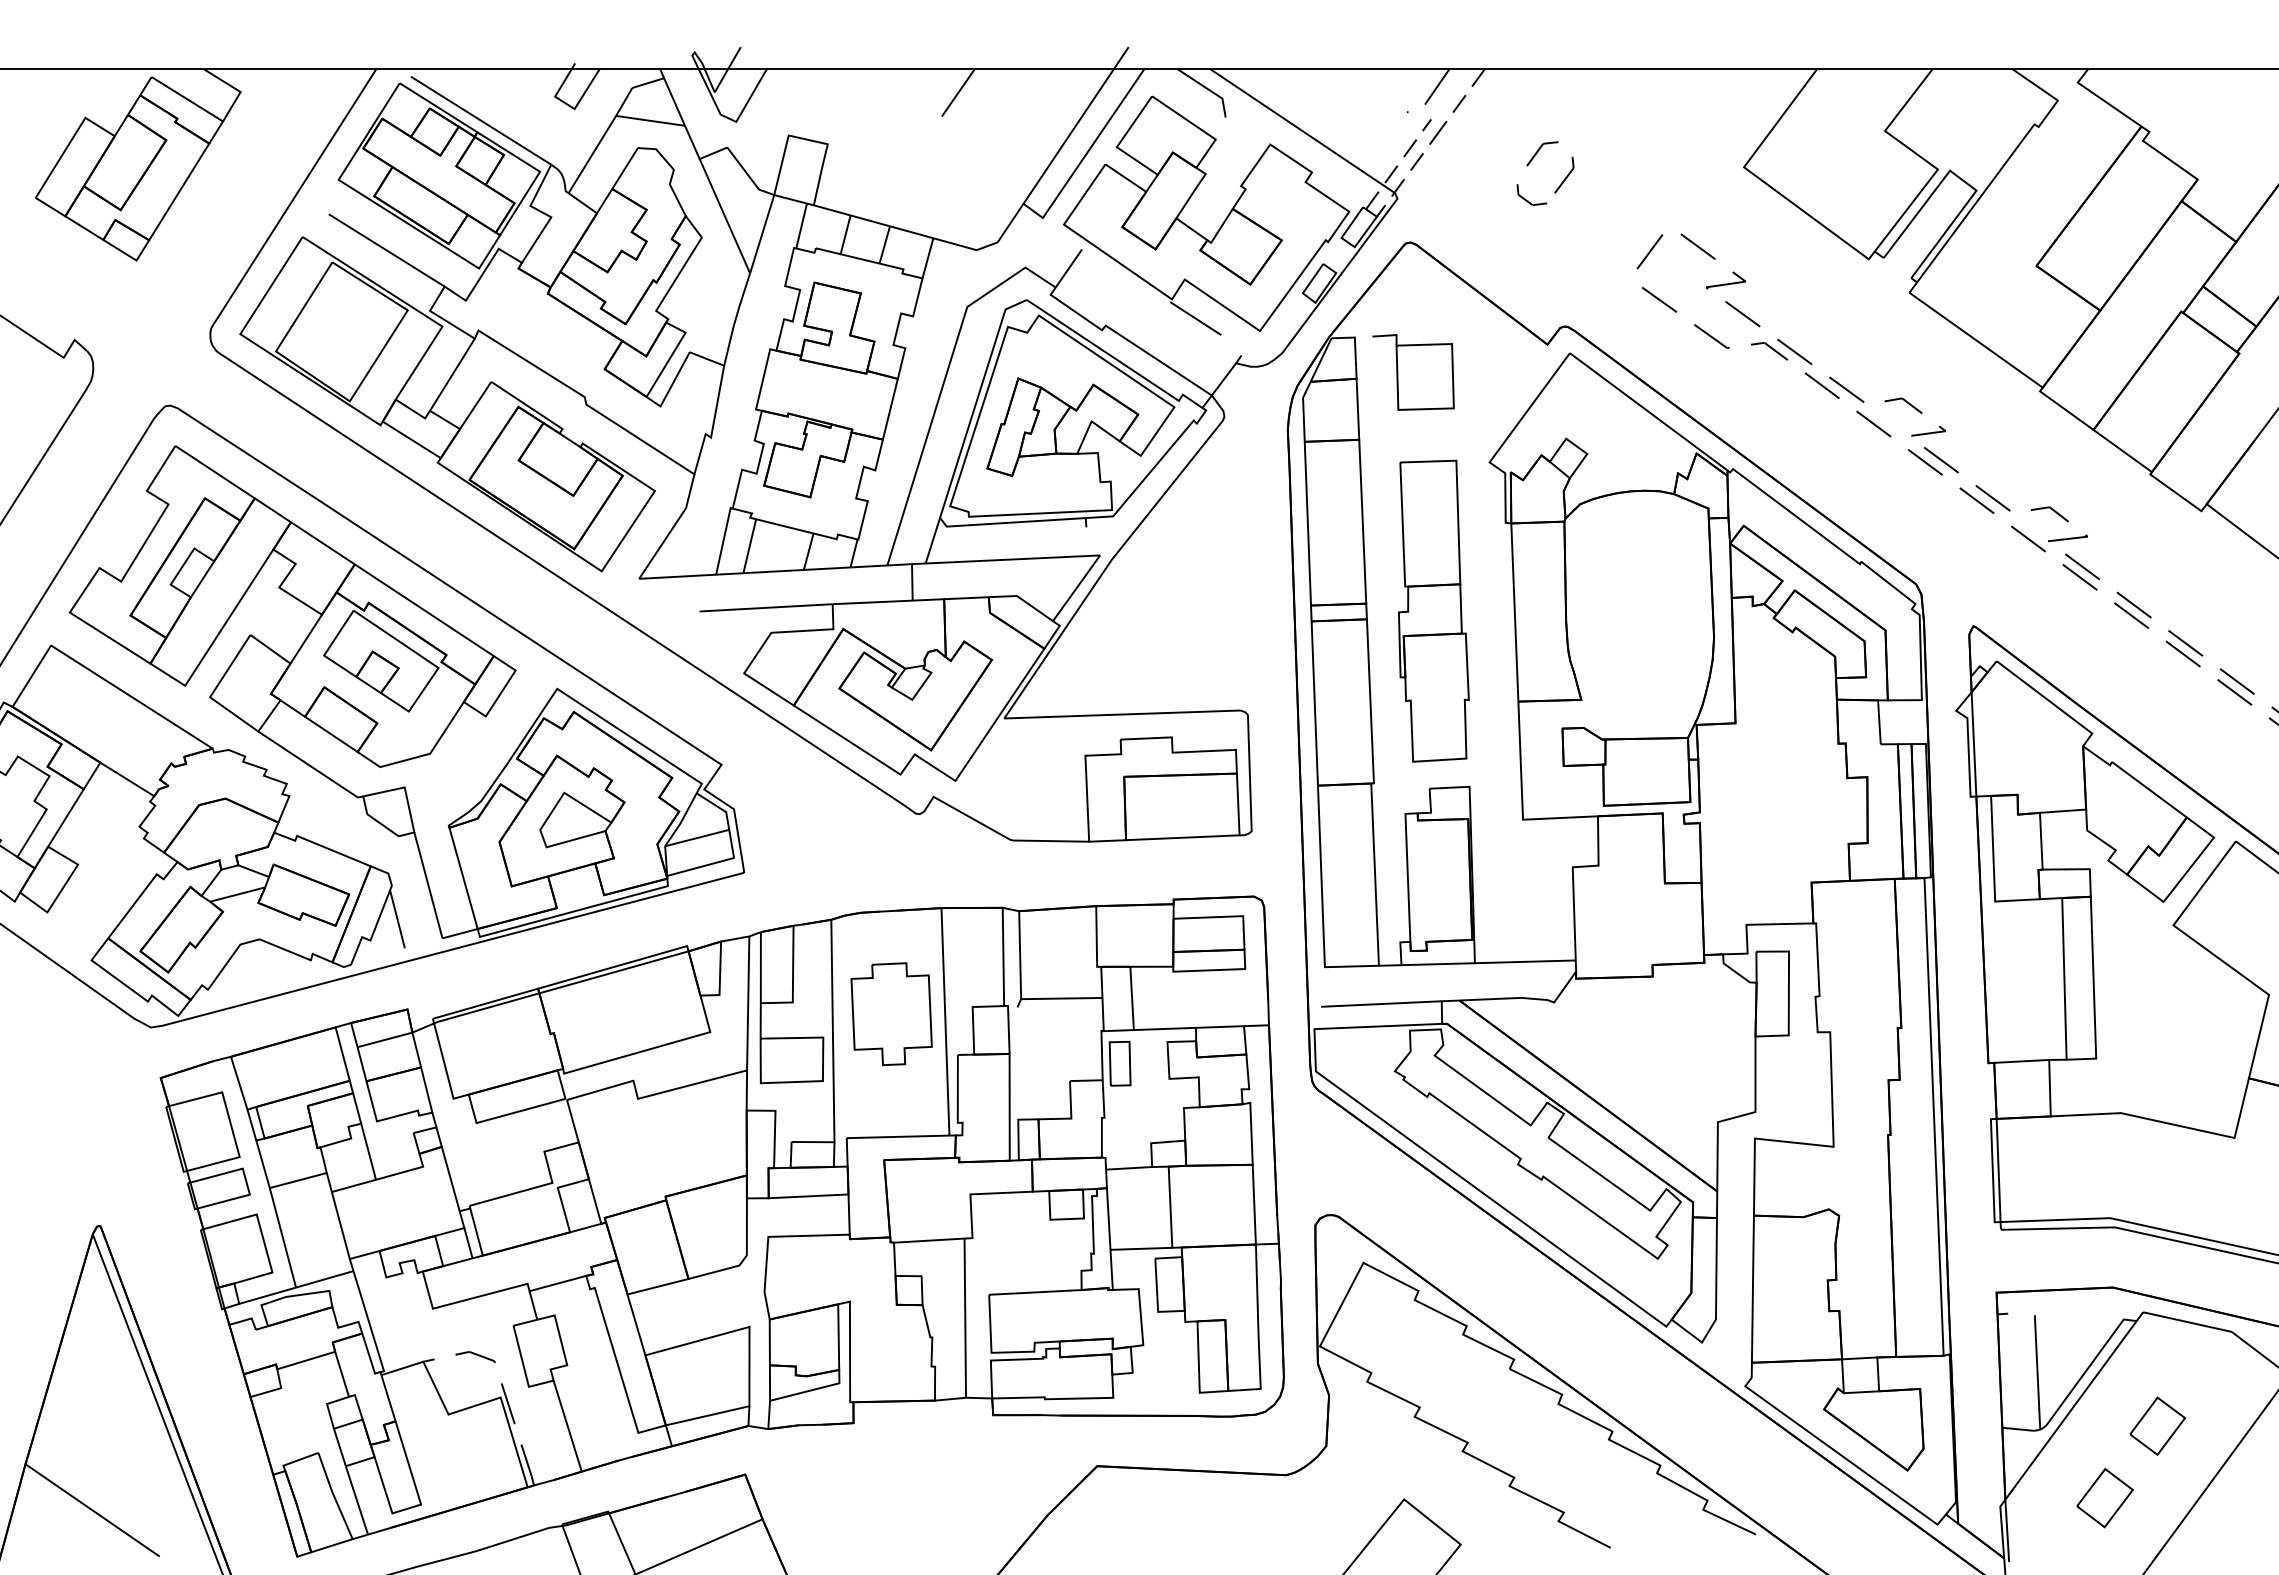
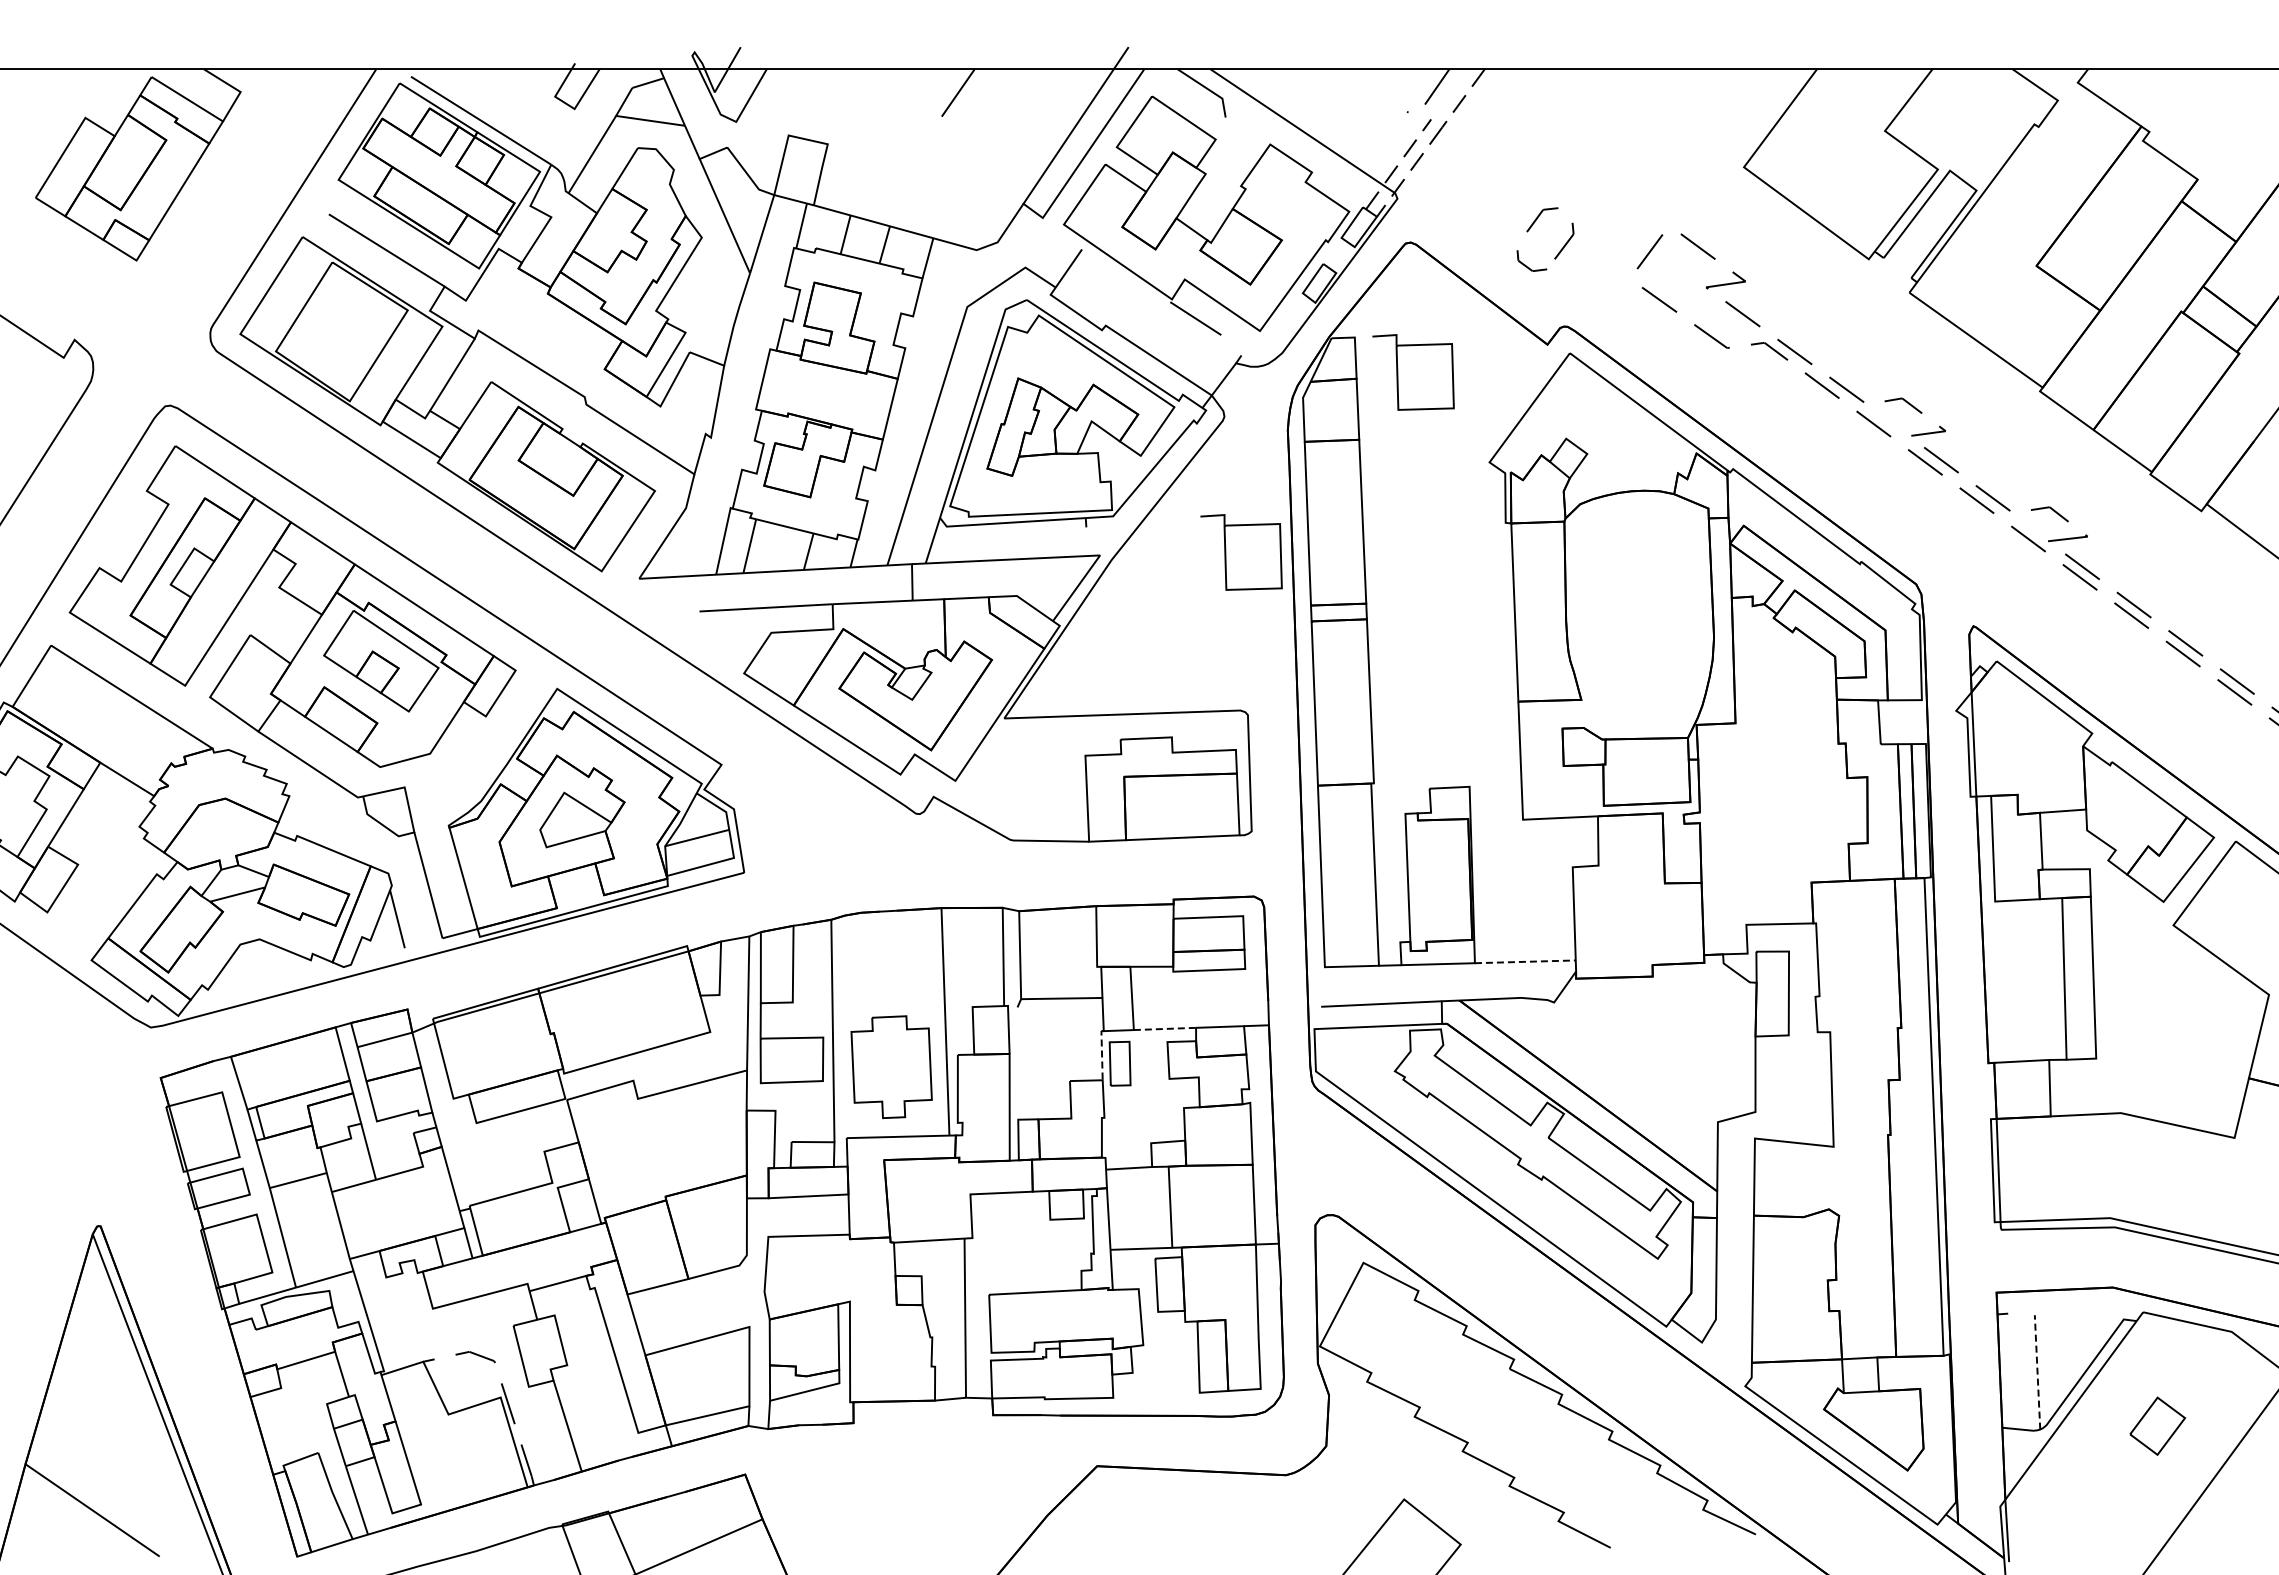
part position: (1560, 183) -> (1560, 249) (1560, 249)
part: none -> present (1241, 552)
part: present -> none (1433, 610)
line: solid -> dashed (1525, 961)
part position: (891, 1014) -> (891, 1067) (891, 1067)
line: solid -> dashed (1165, 1028)
line: solid -> dashed (1102, 1053)
line: solid -> dashed (2037, 1371)
part: present -> none (2104, 1498)
